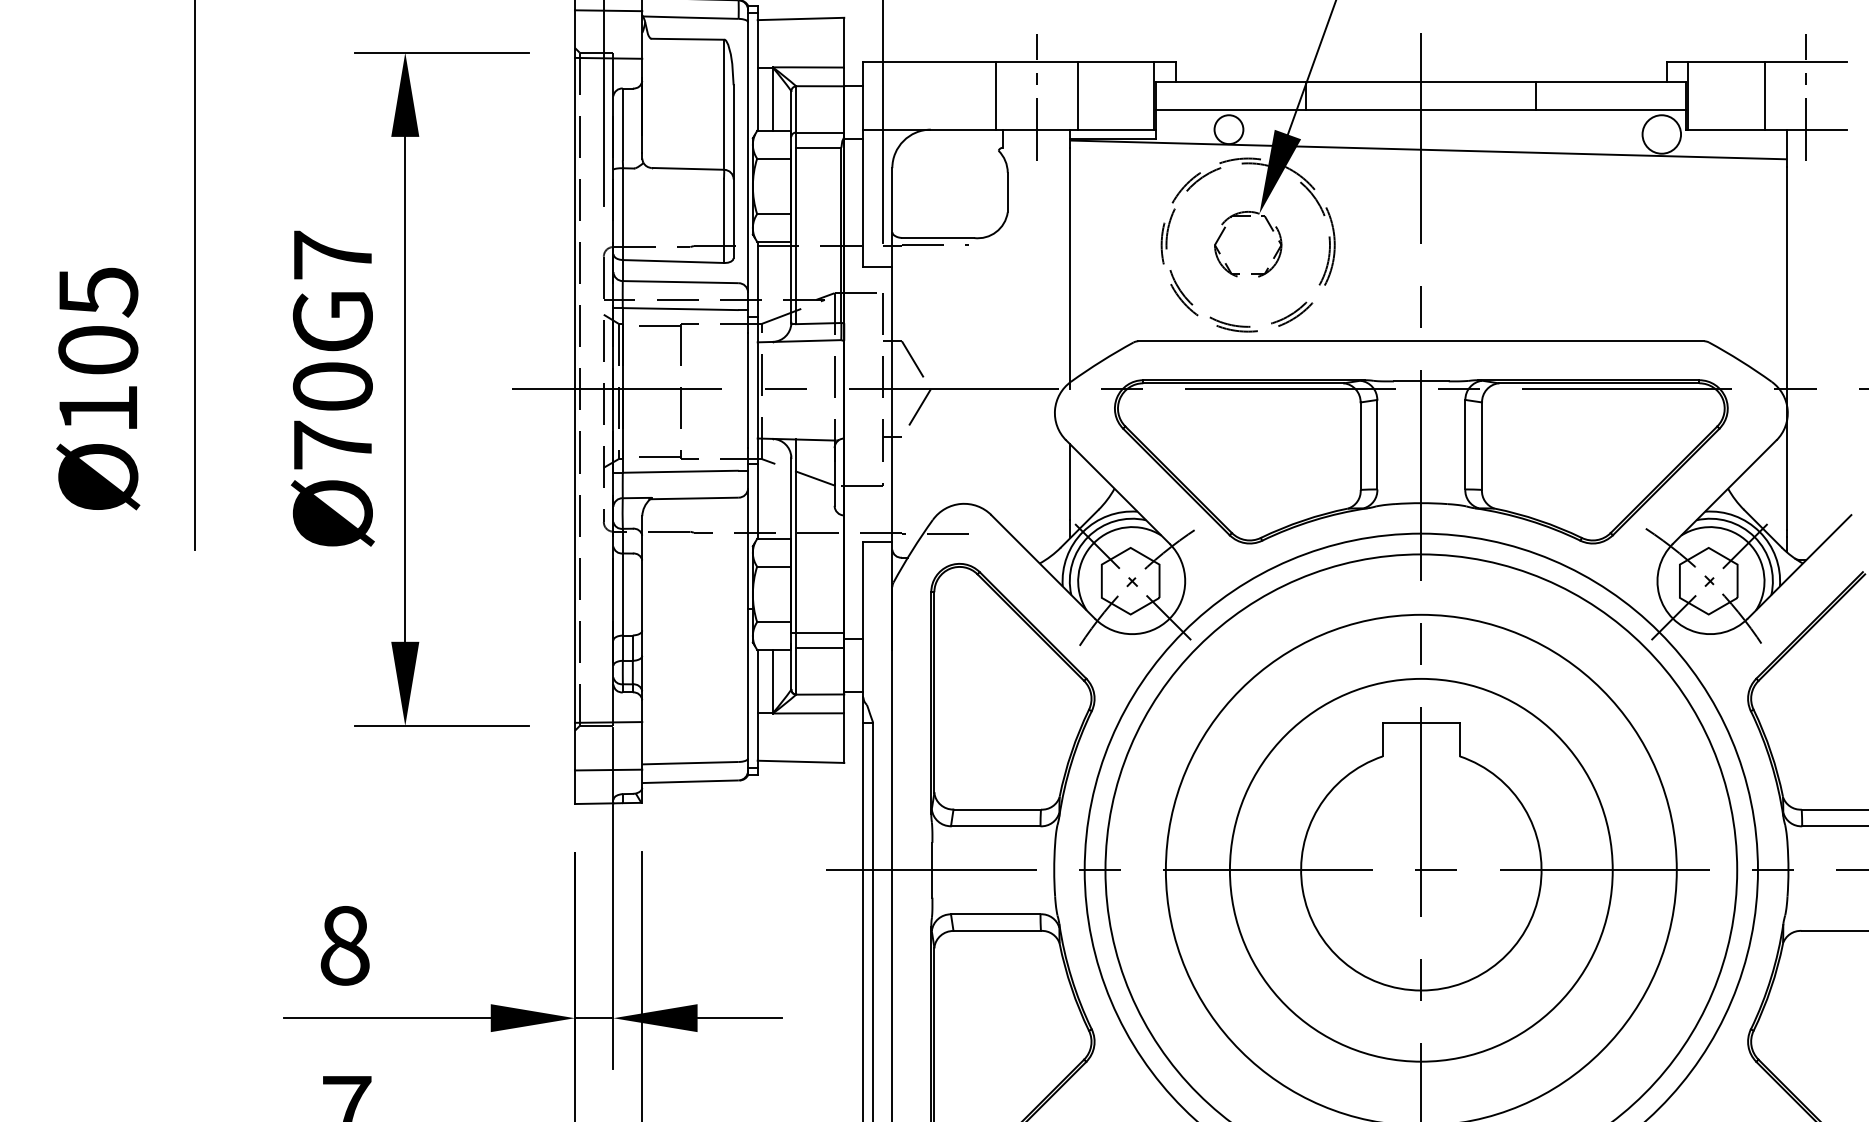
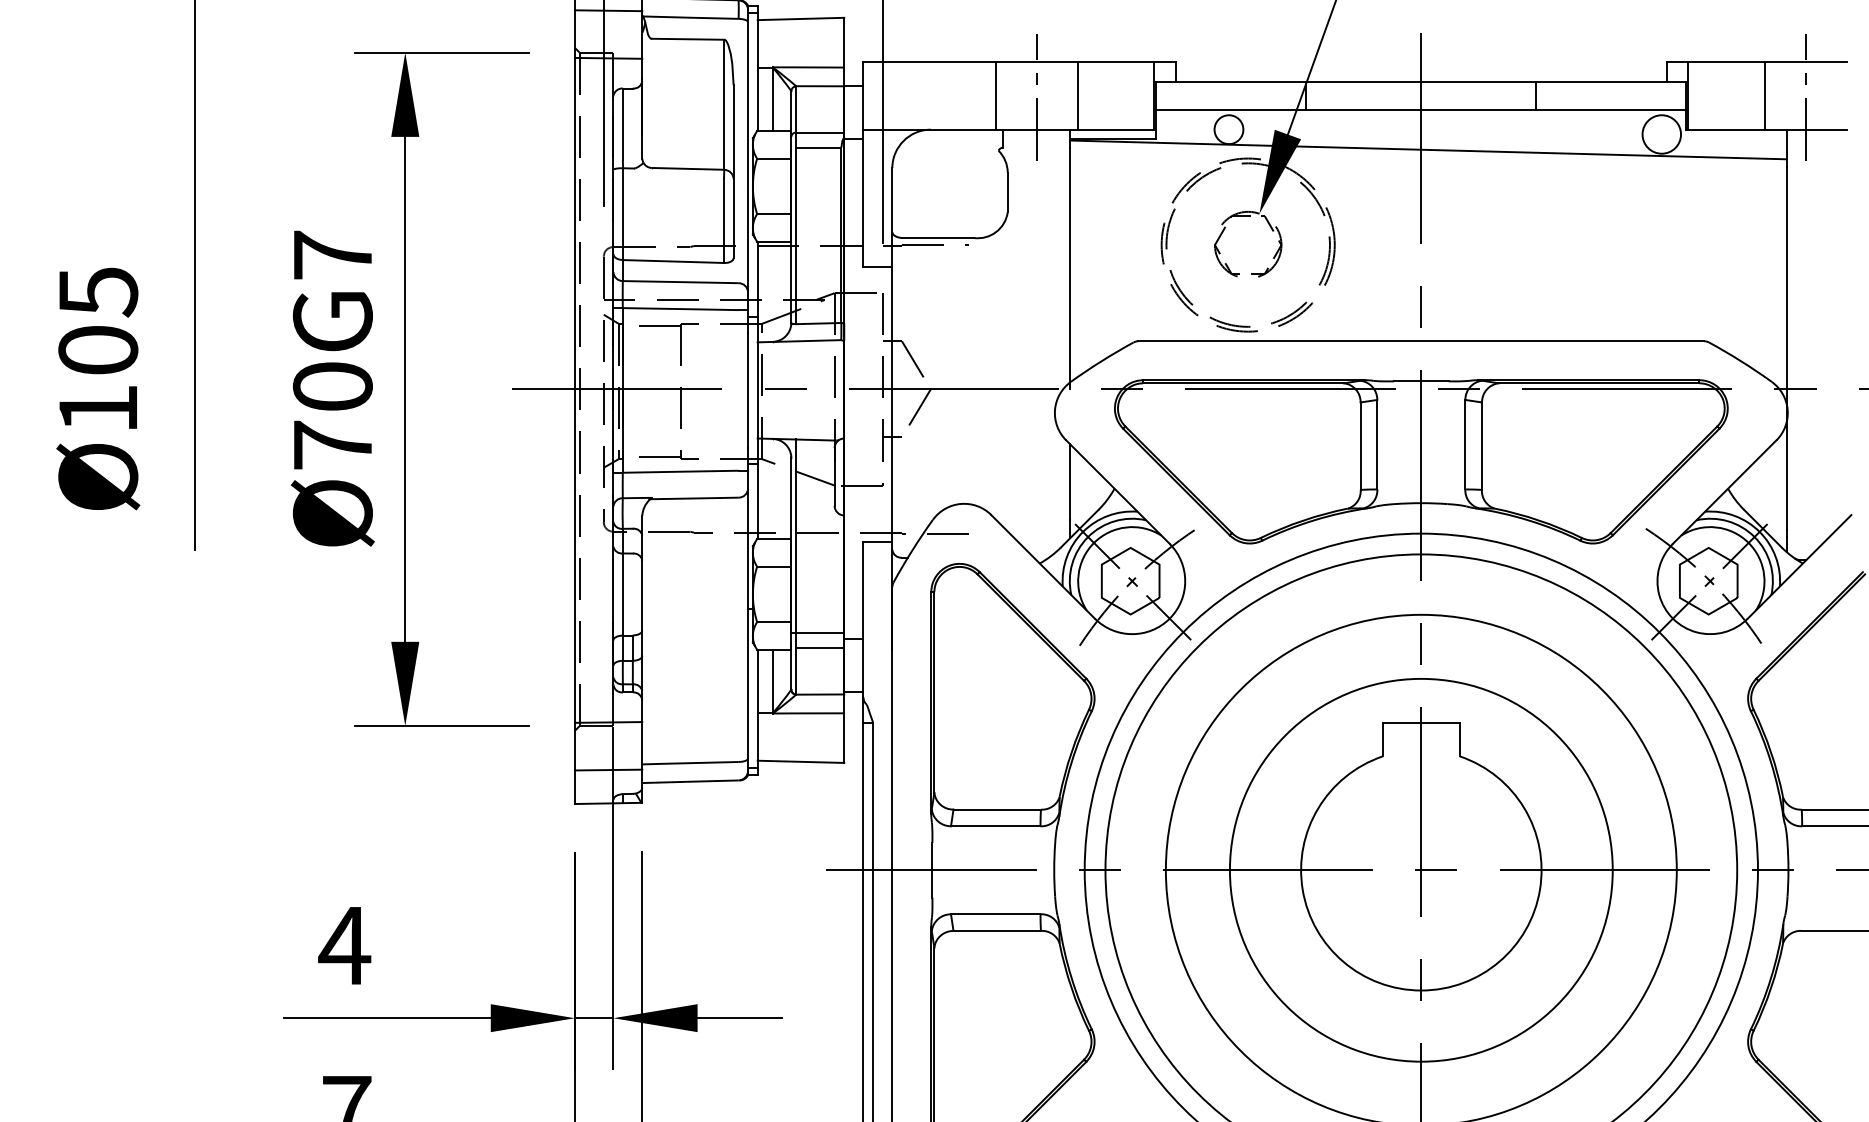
text: 8 -> 4 (344, 945)
